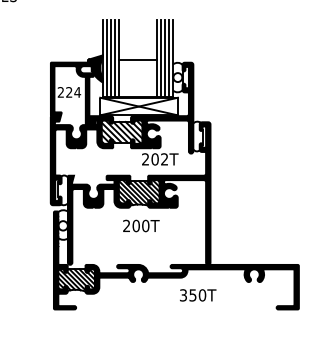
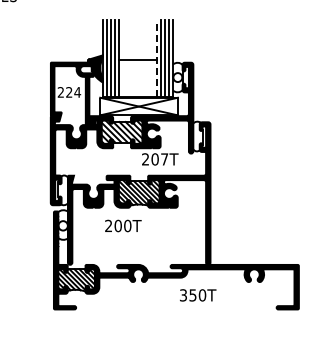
line: solid -> dashed (156, 58)
text: 202T -> 207T (164, 159)
text position: (141, 225) -> (123, 225) (123, 225)
